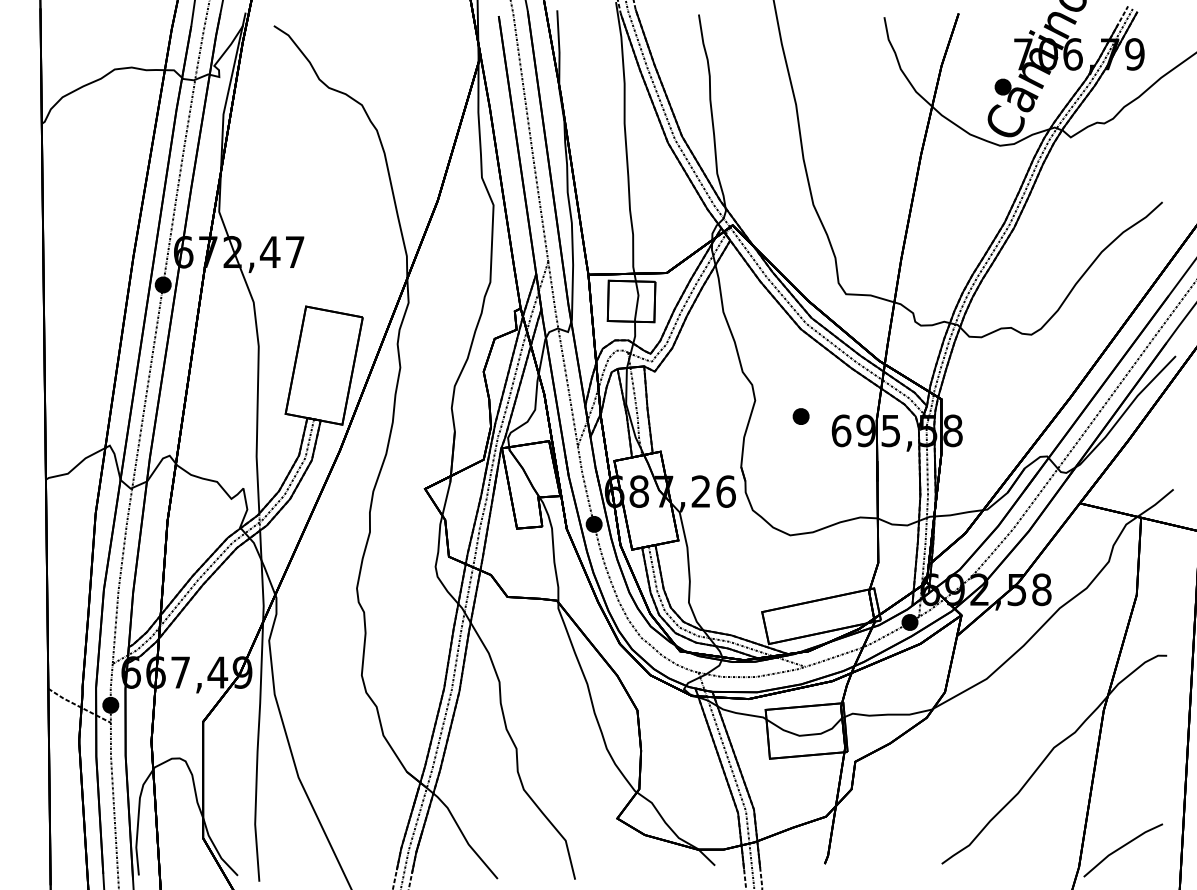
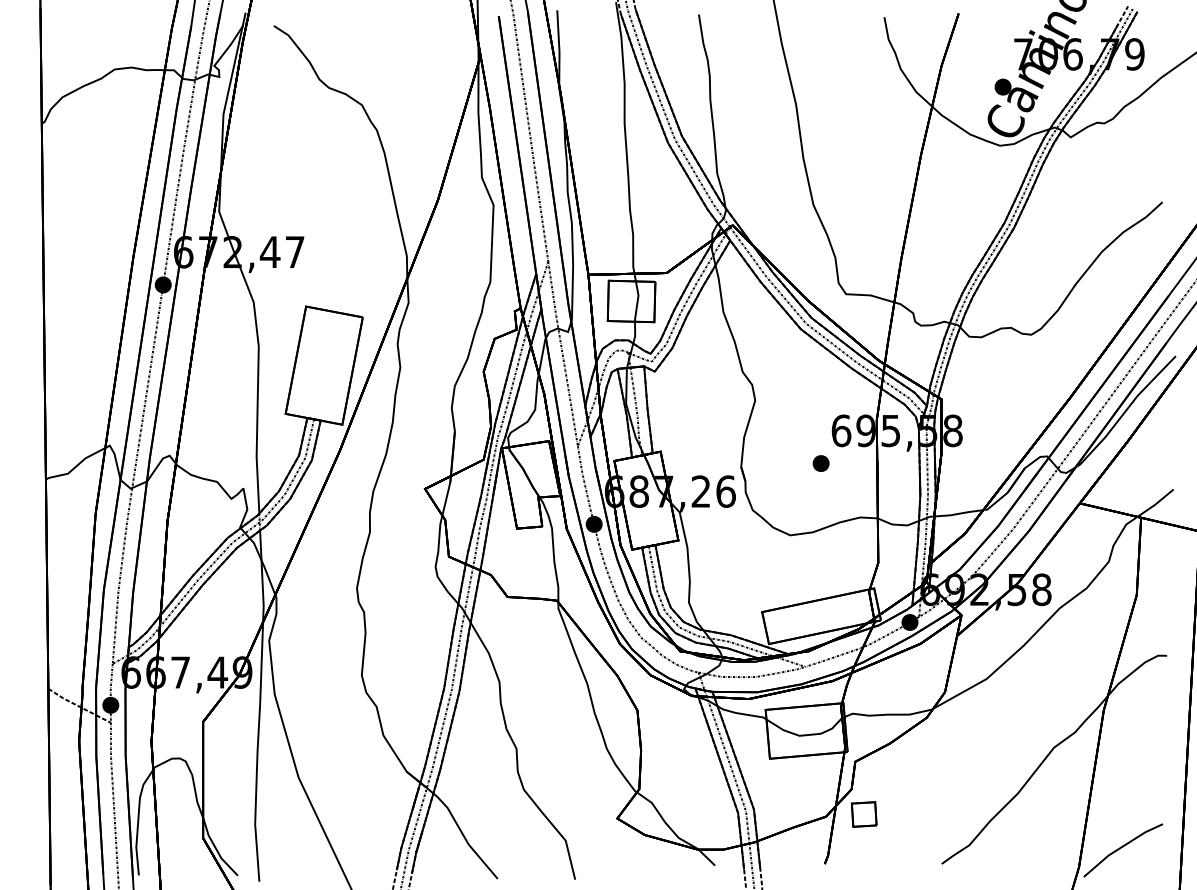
part position: (800, 416) -> (820, 463) (820, 463)
part: none -> present (863, 814)
